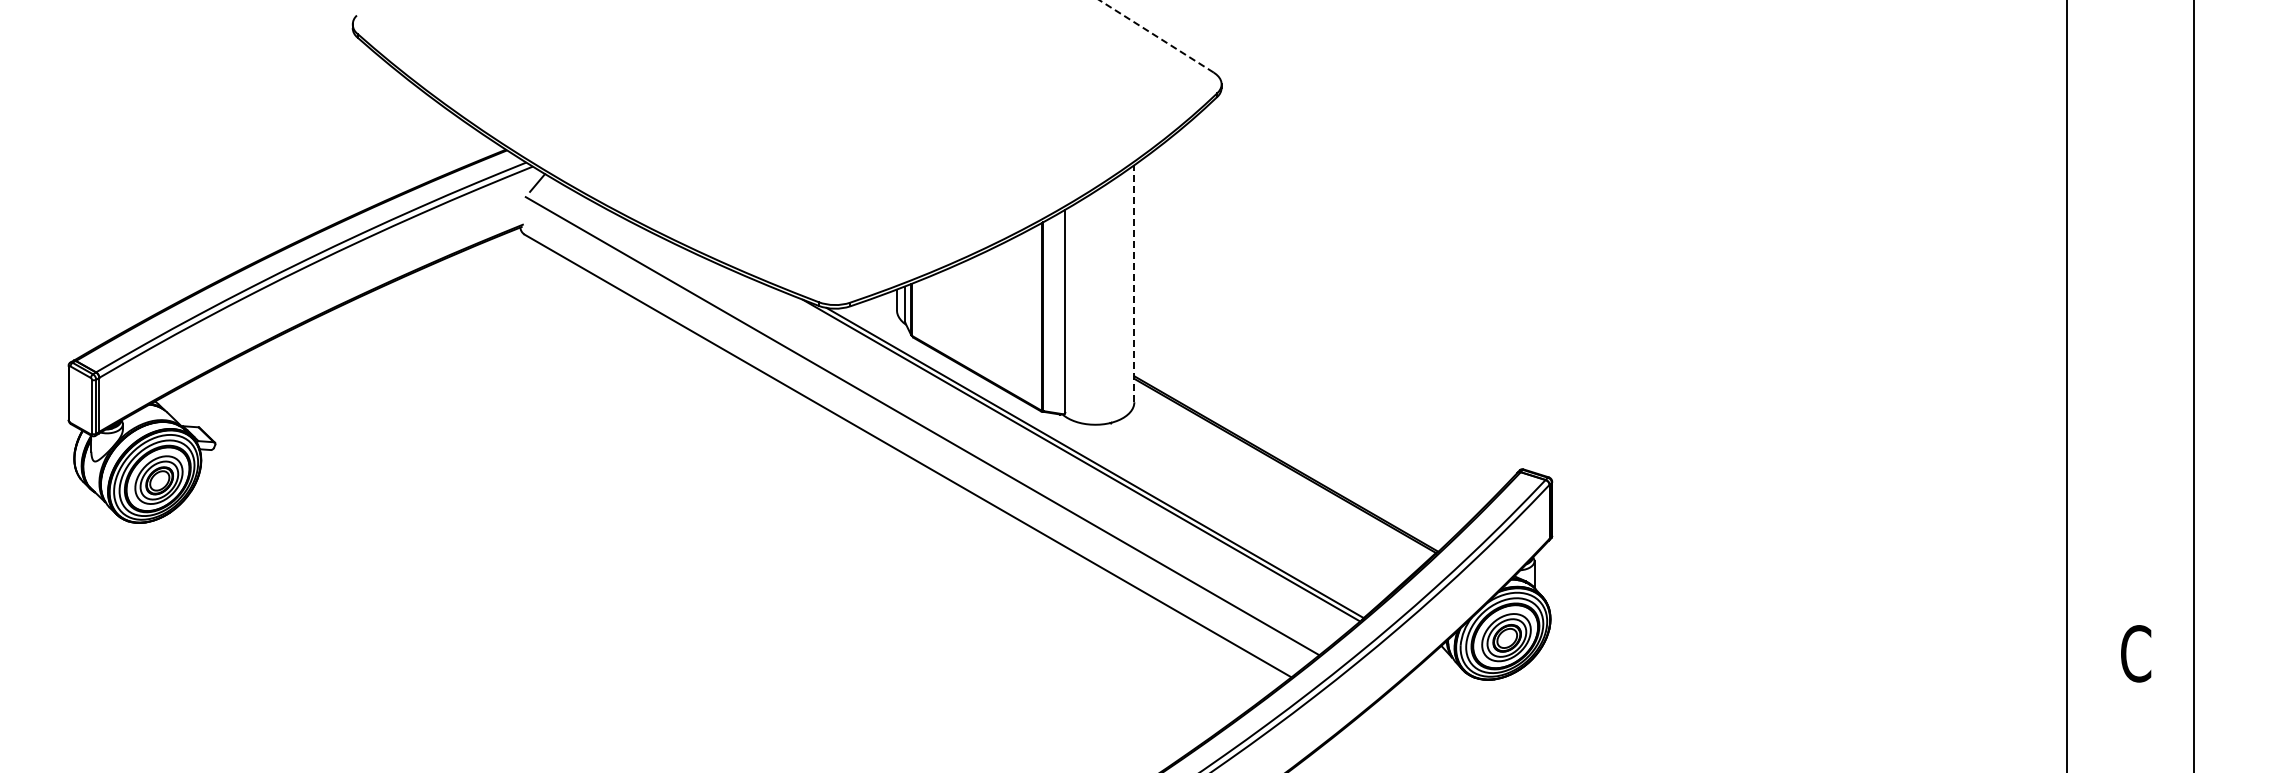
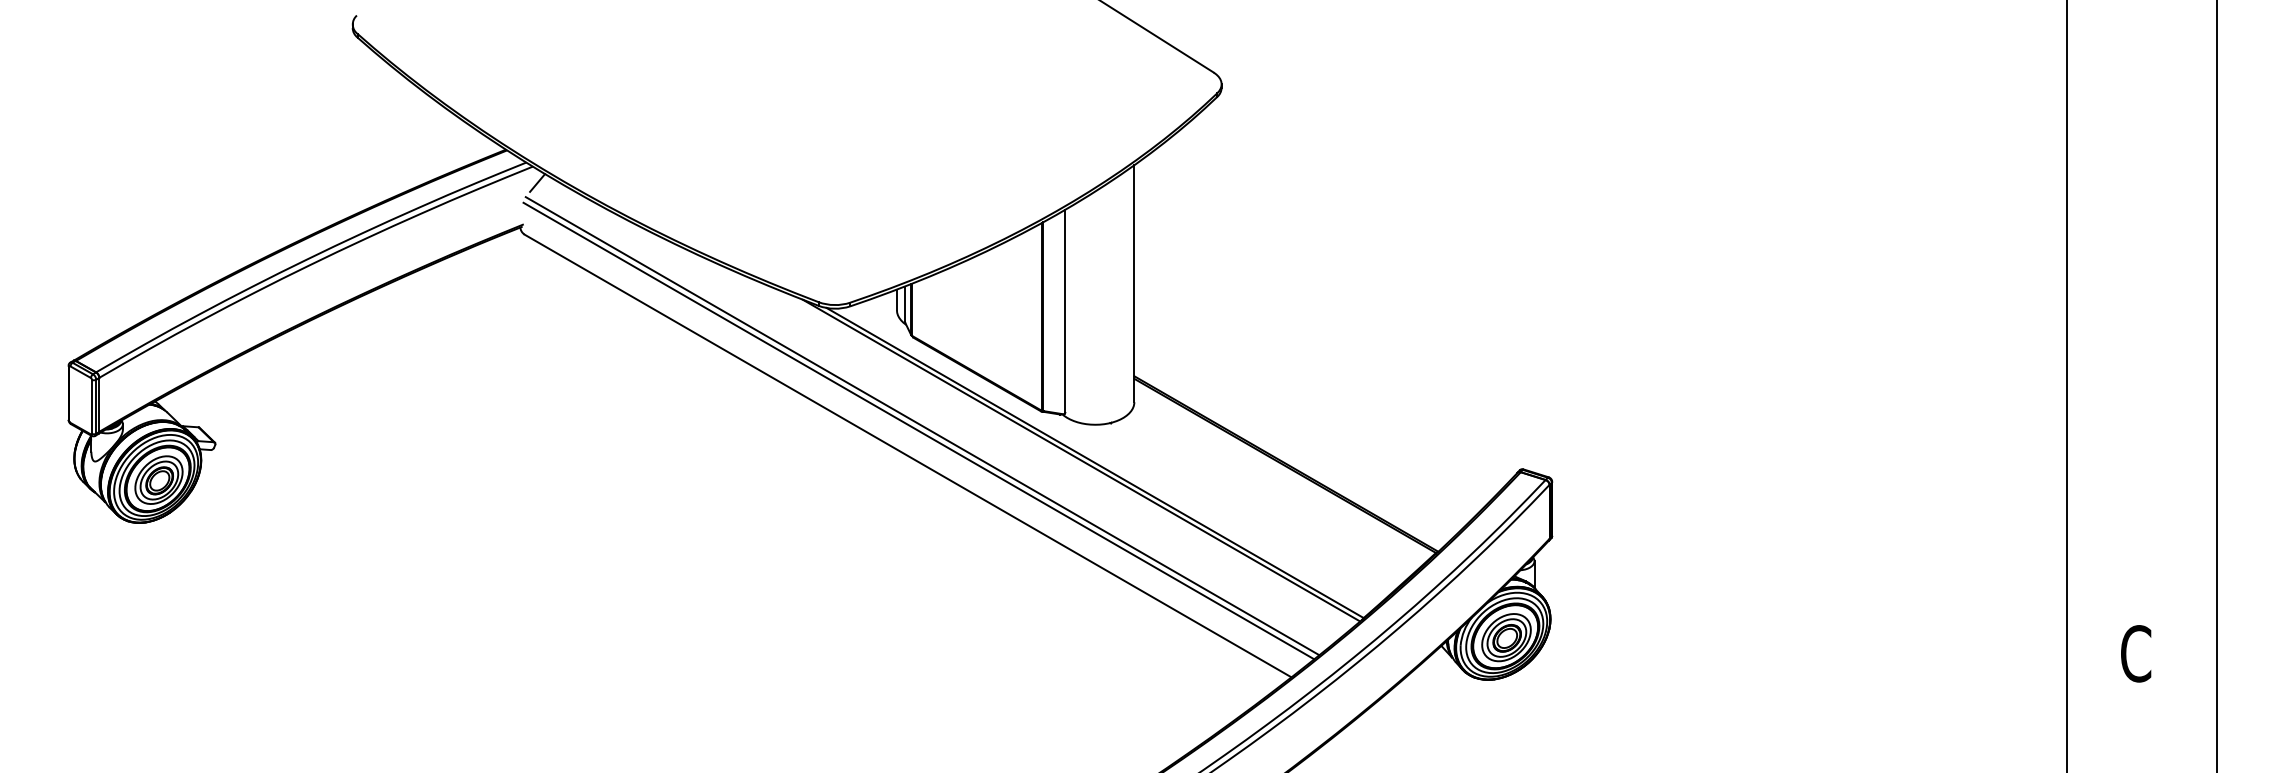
line: dashed -> solid (1156, 36)
line: dashed -> solid (1134, 283)
line position: (2194, 385) -> (2217, 385) (2217, 385)
line: none -> present (918, 430)
